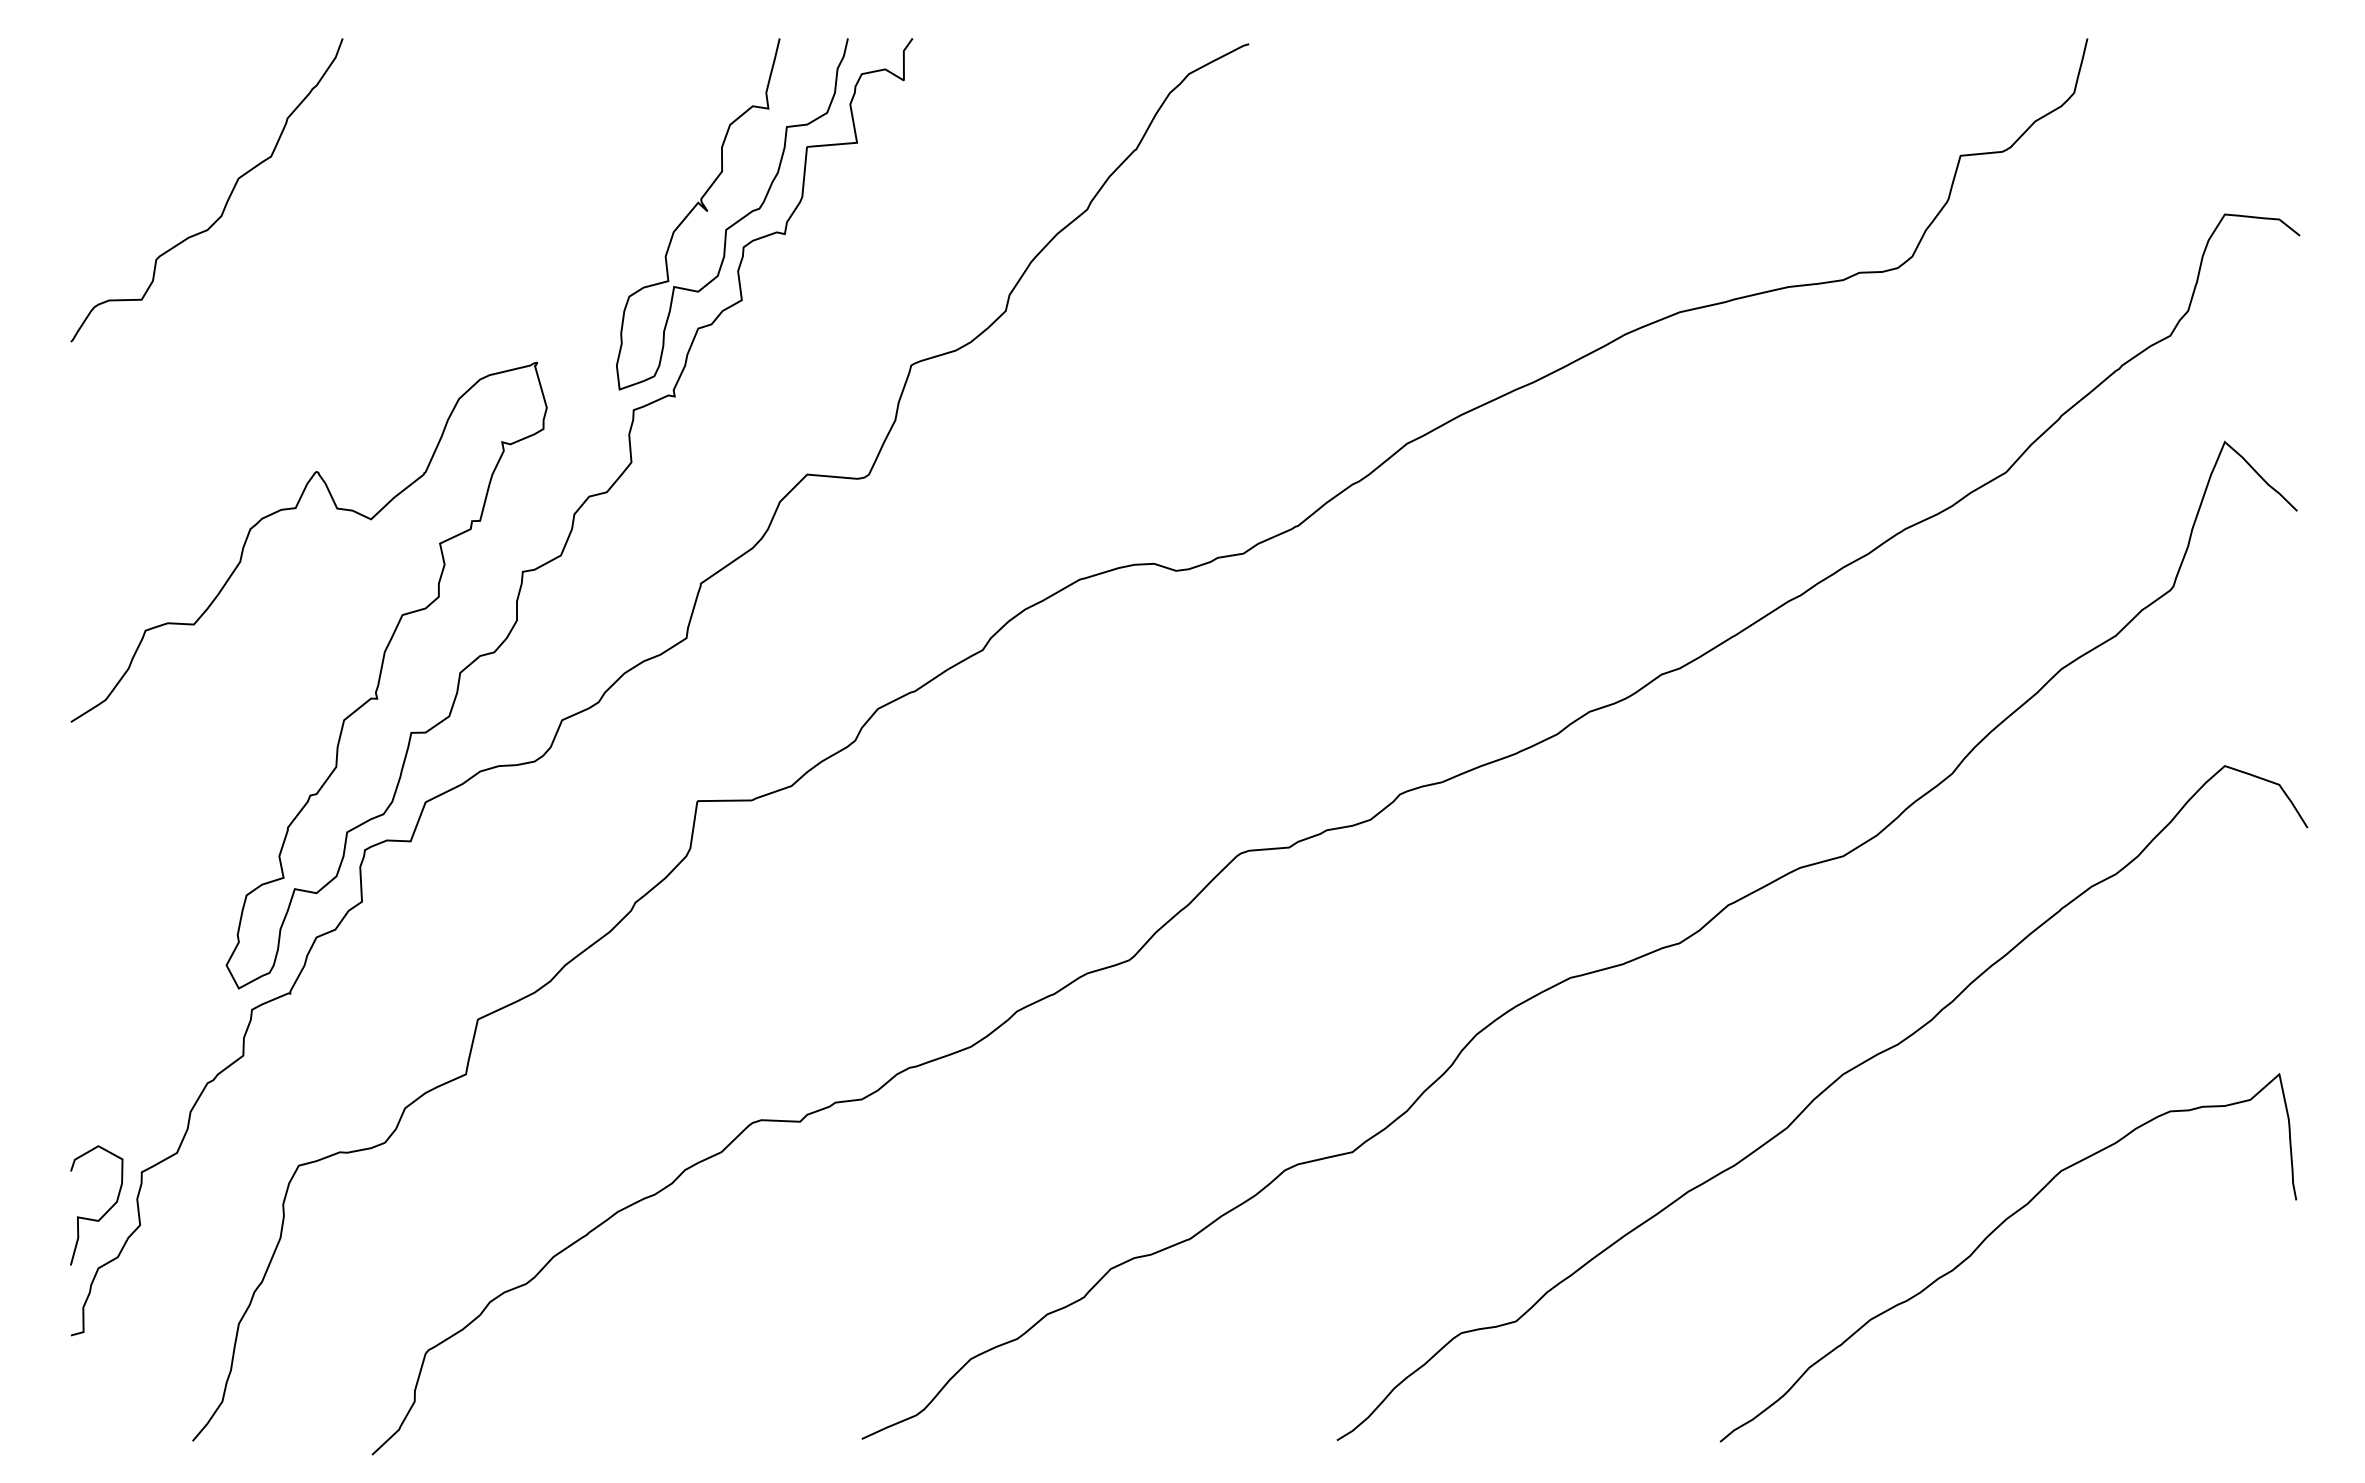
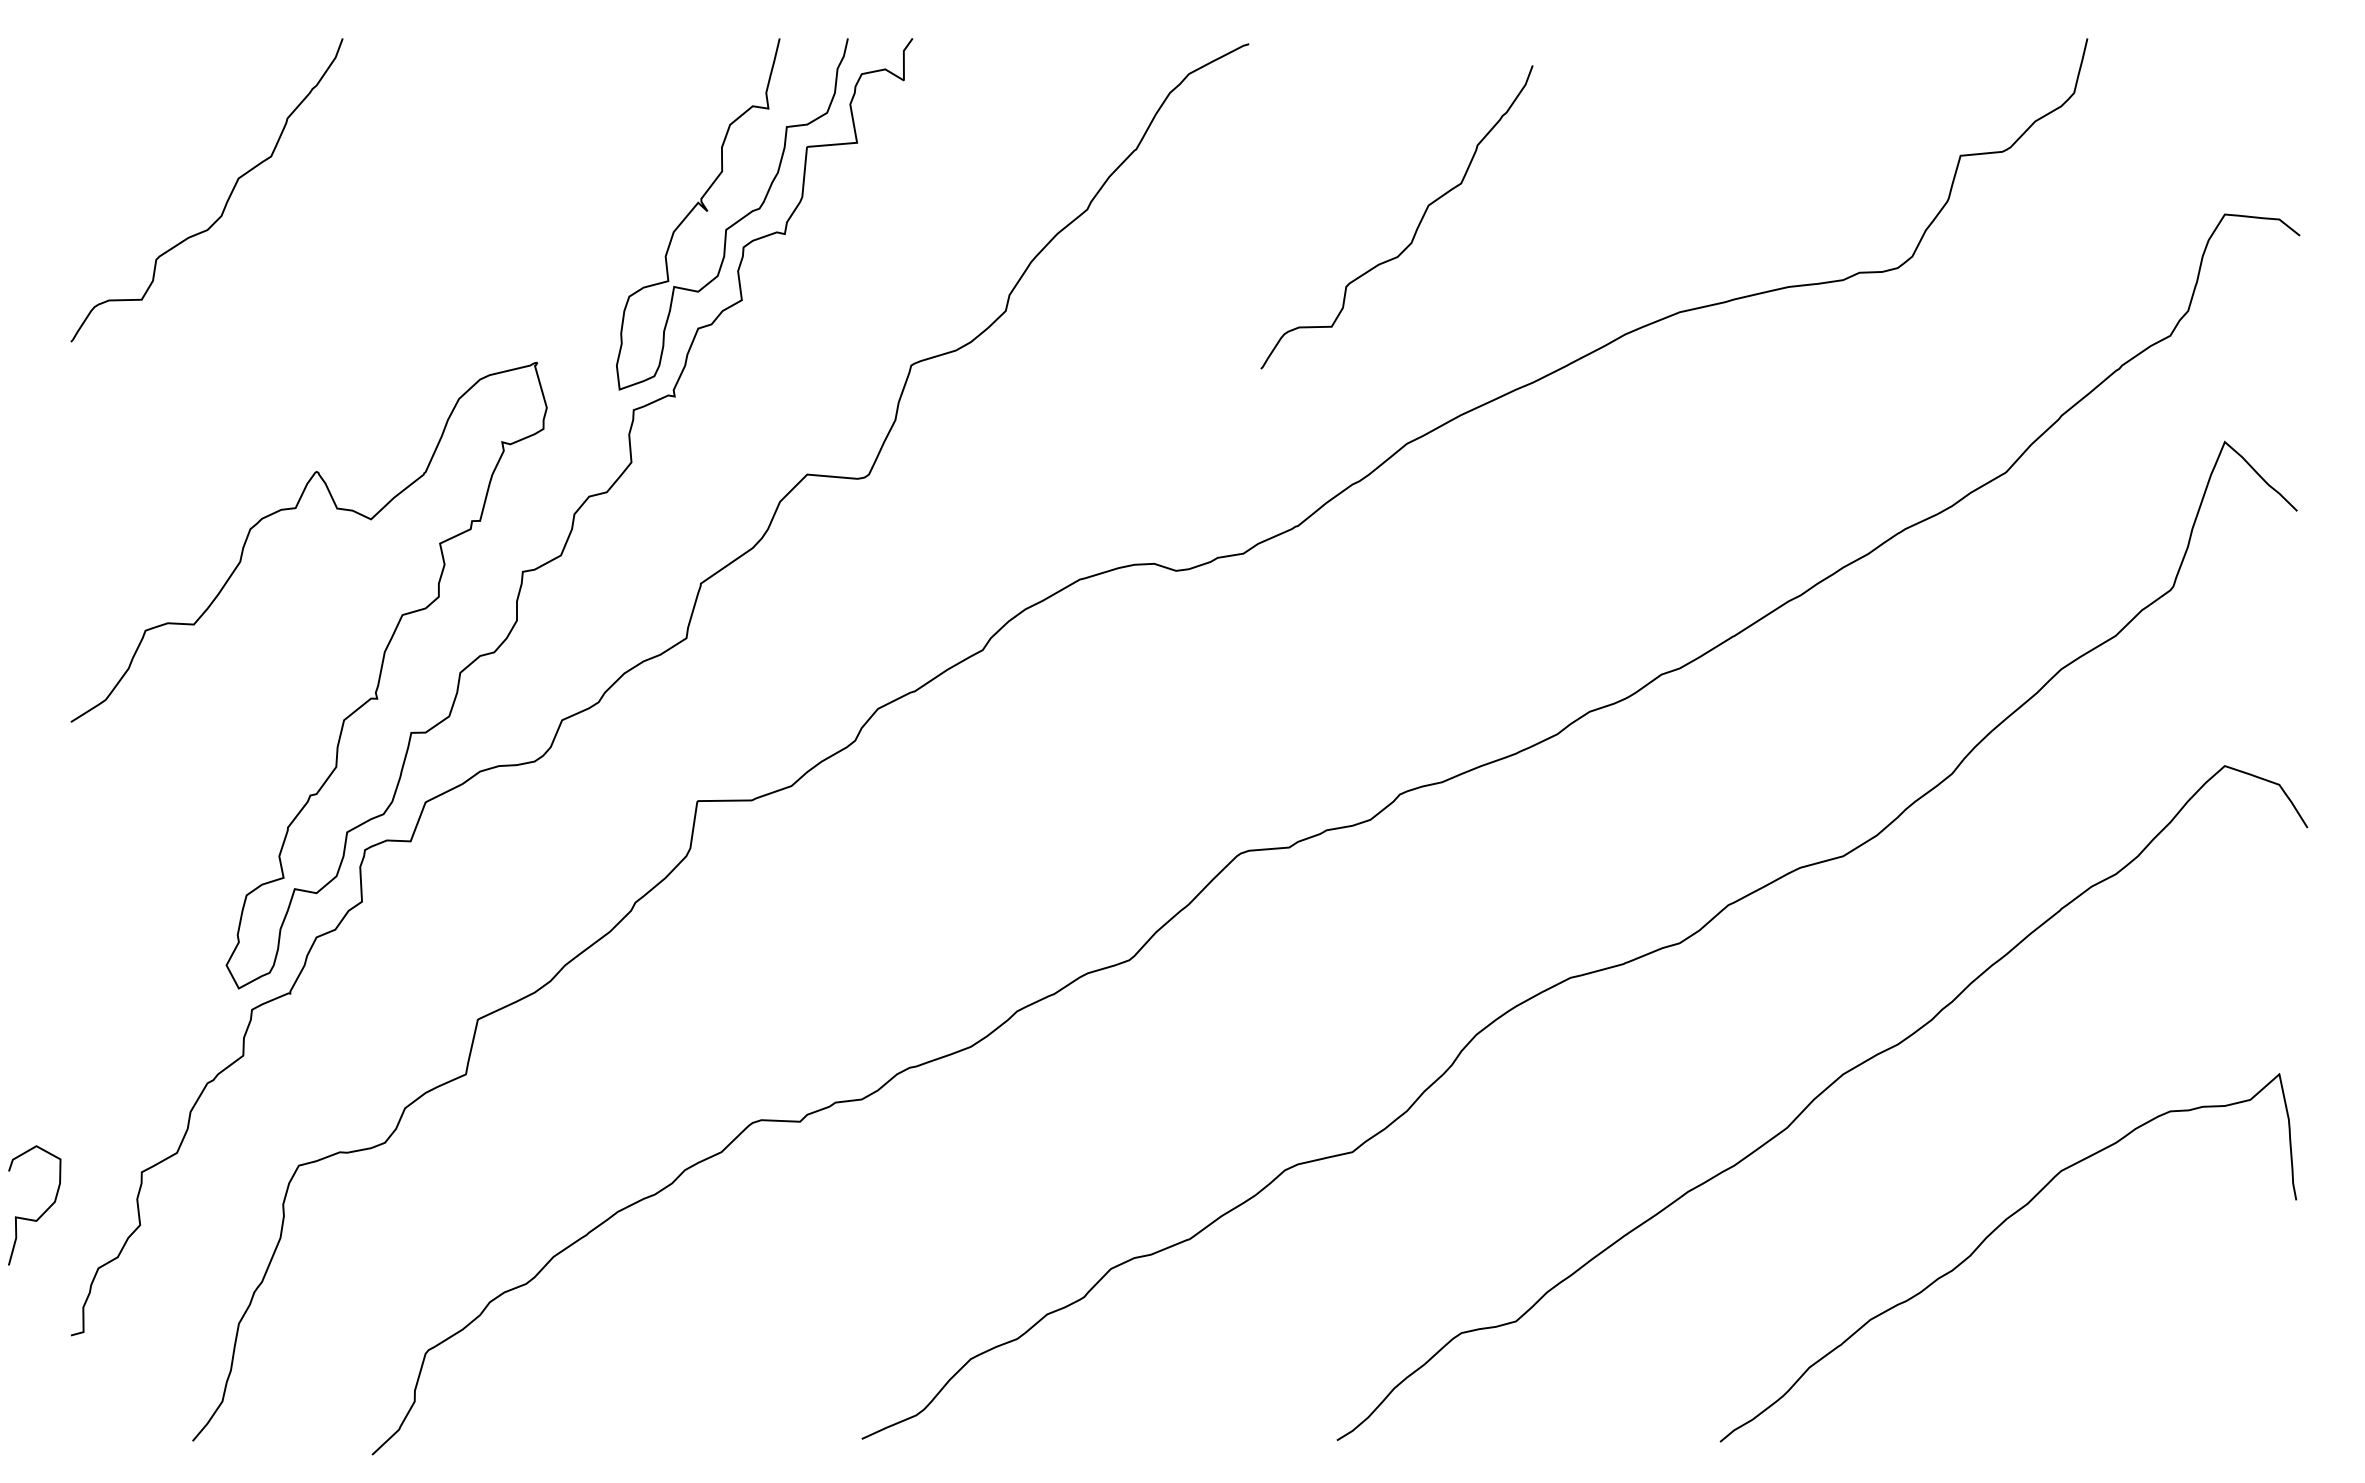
curve: none -> present (1417, 225)
curve position: (104, 1213) -> (42, 1213) (42, 1213)
